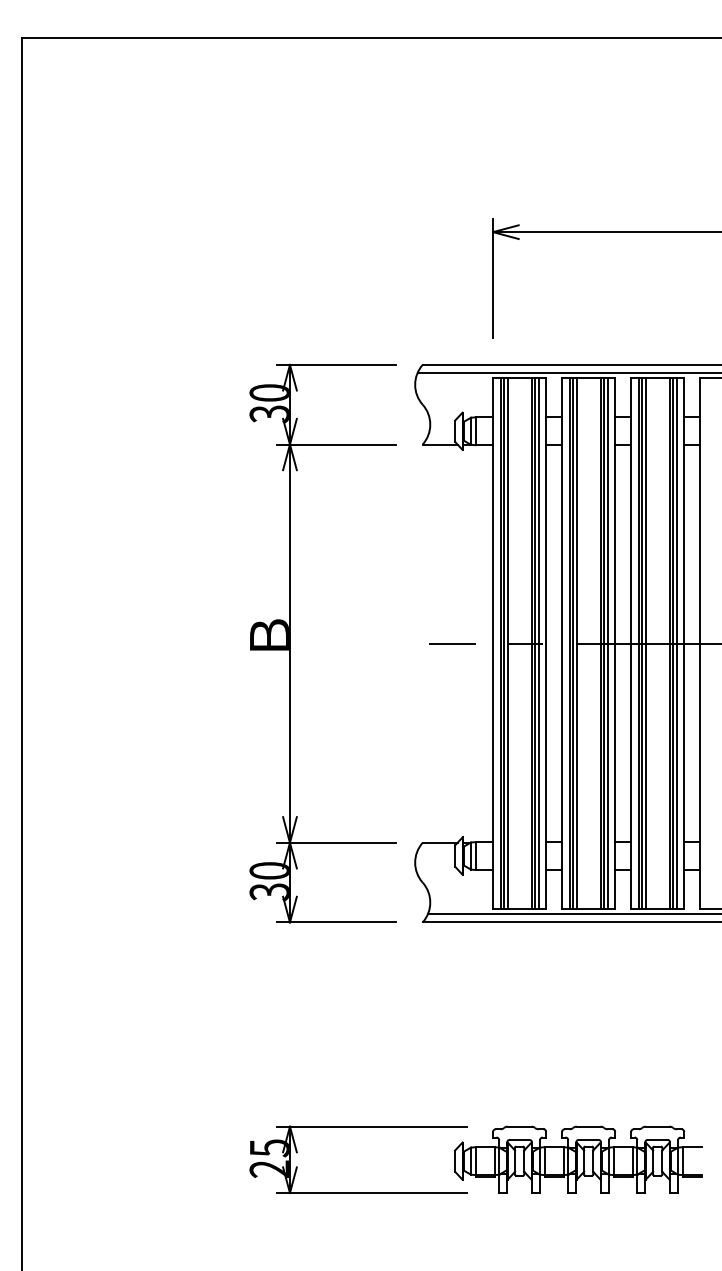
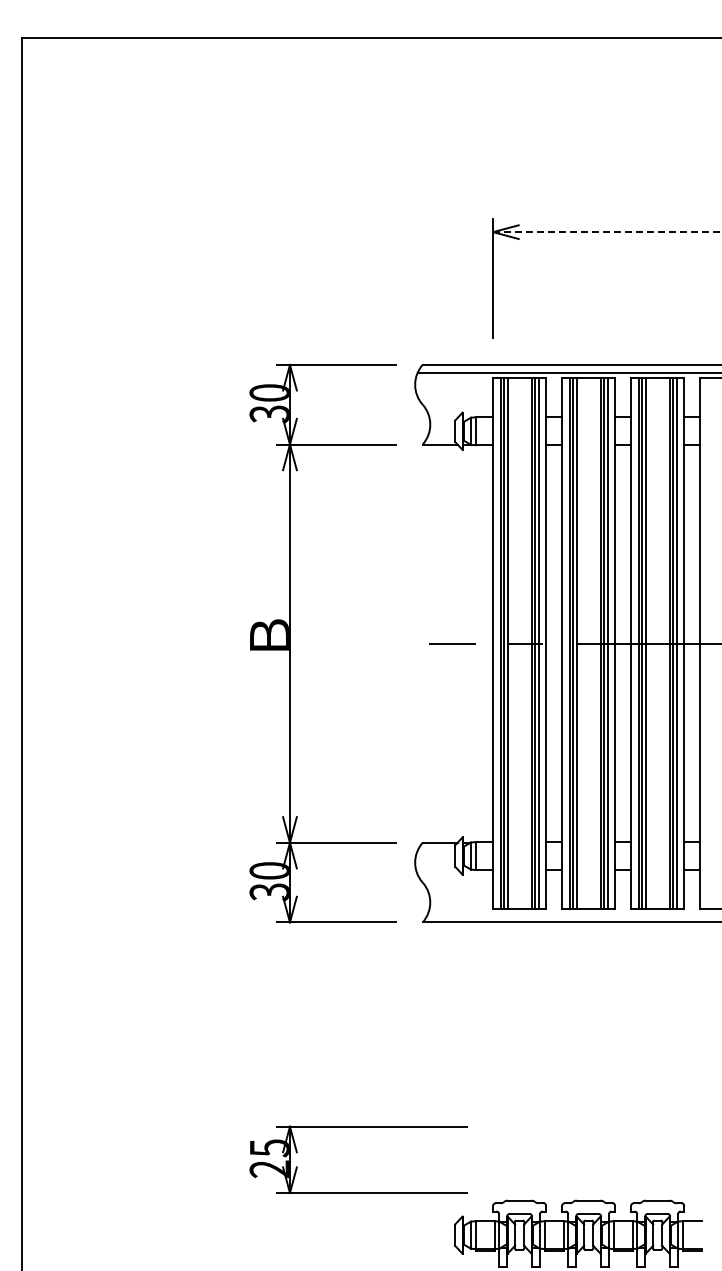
line: solid -> dashed (607, 232)
line: present -> none (572, 914)
part position: (578, 1159) -> (578, 1233) (578, 1233)
